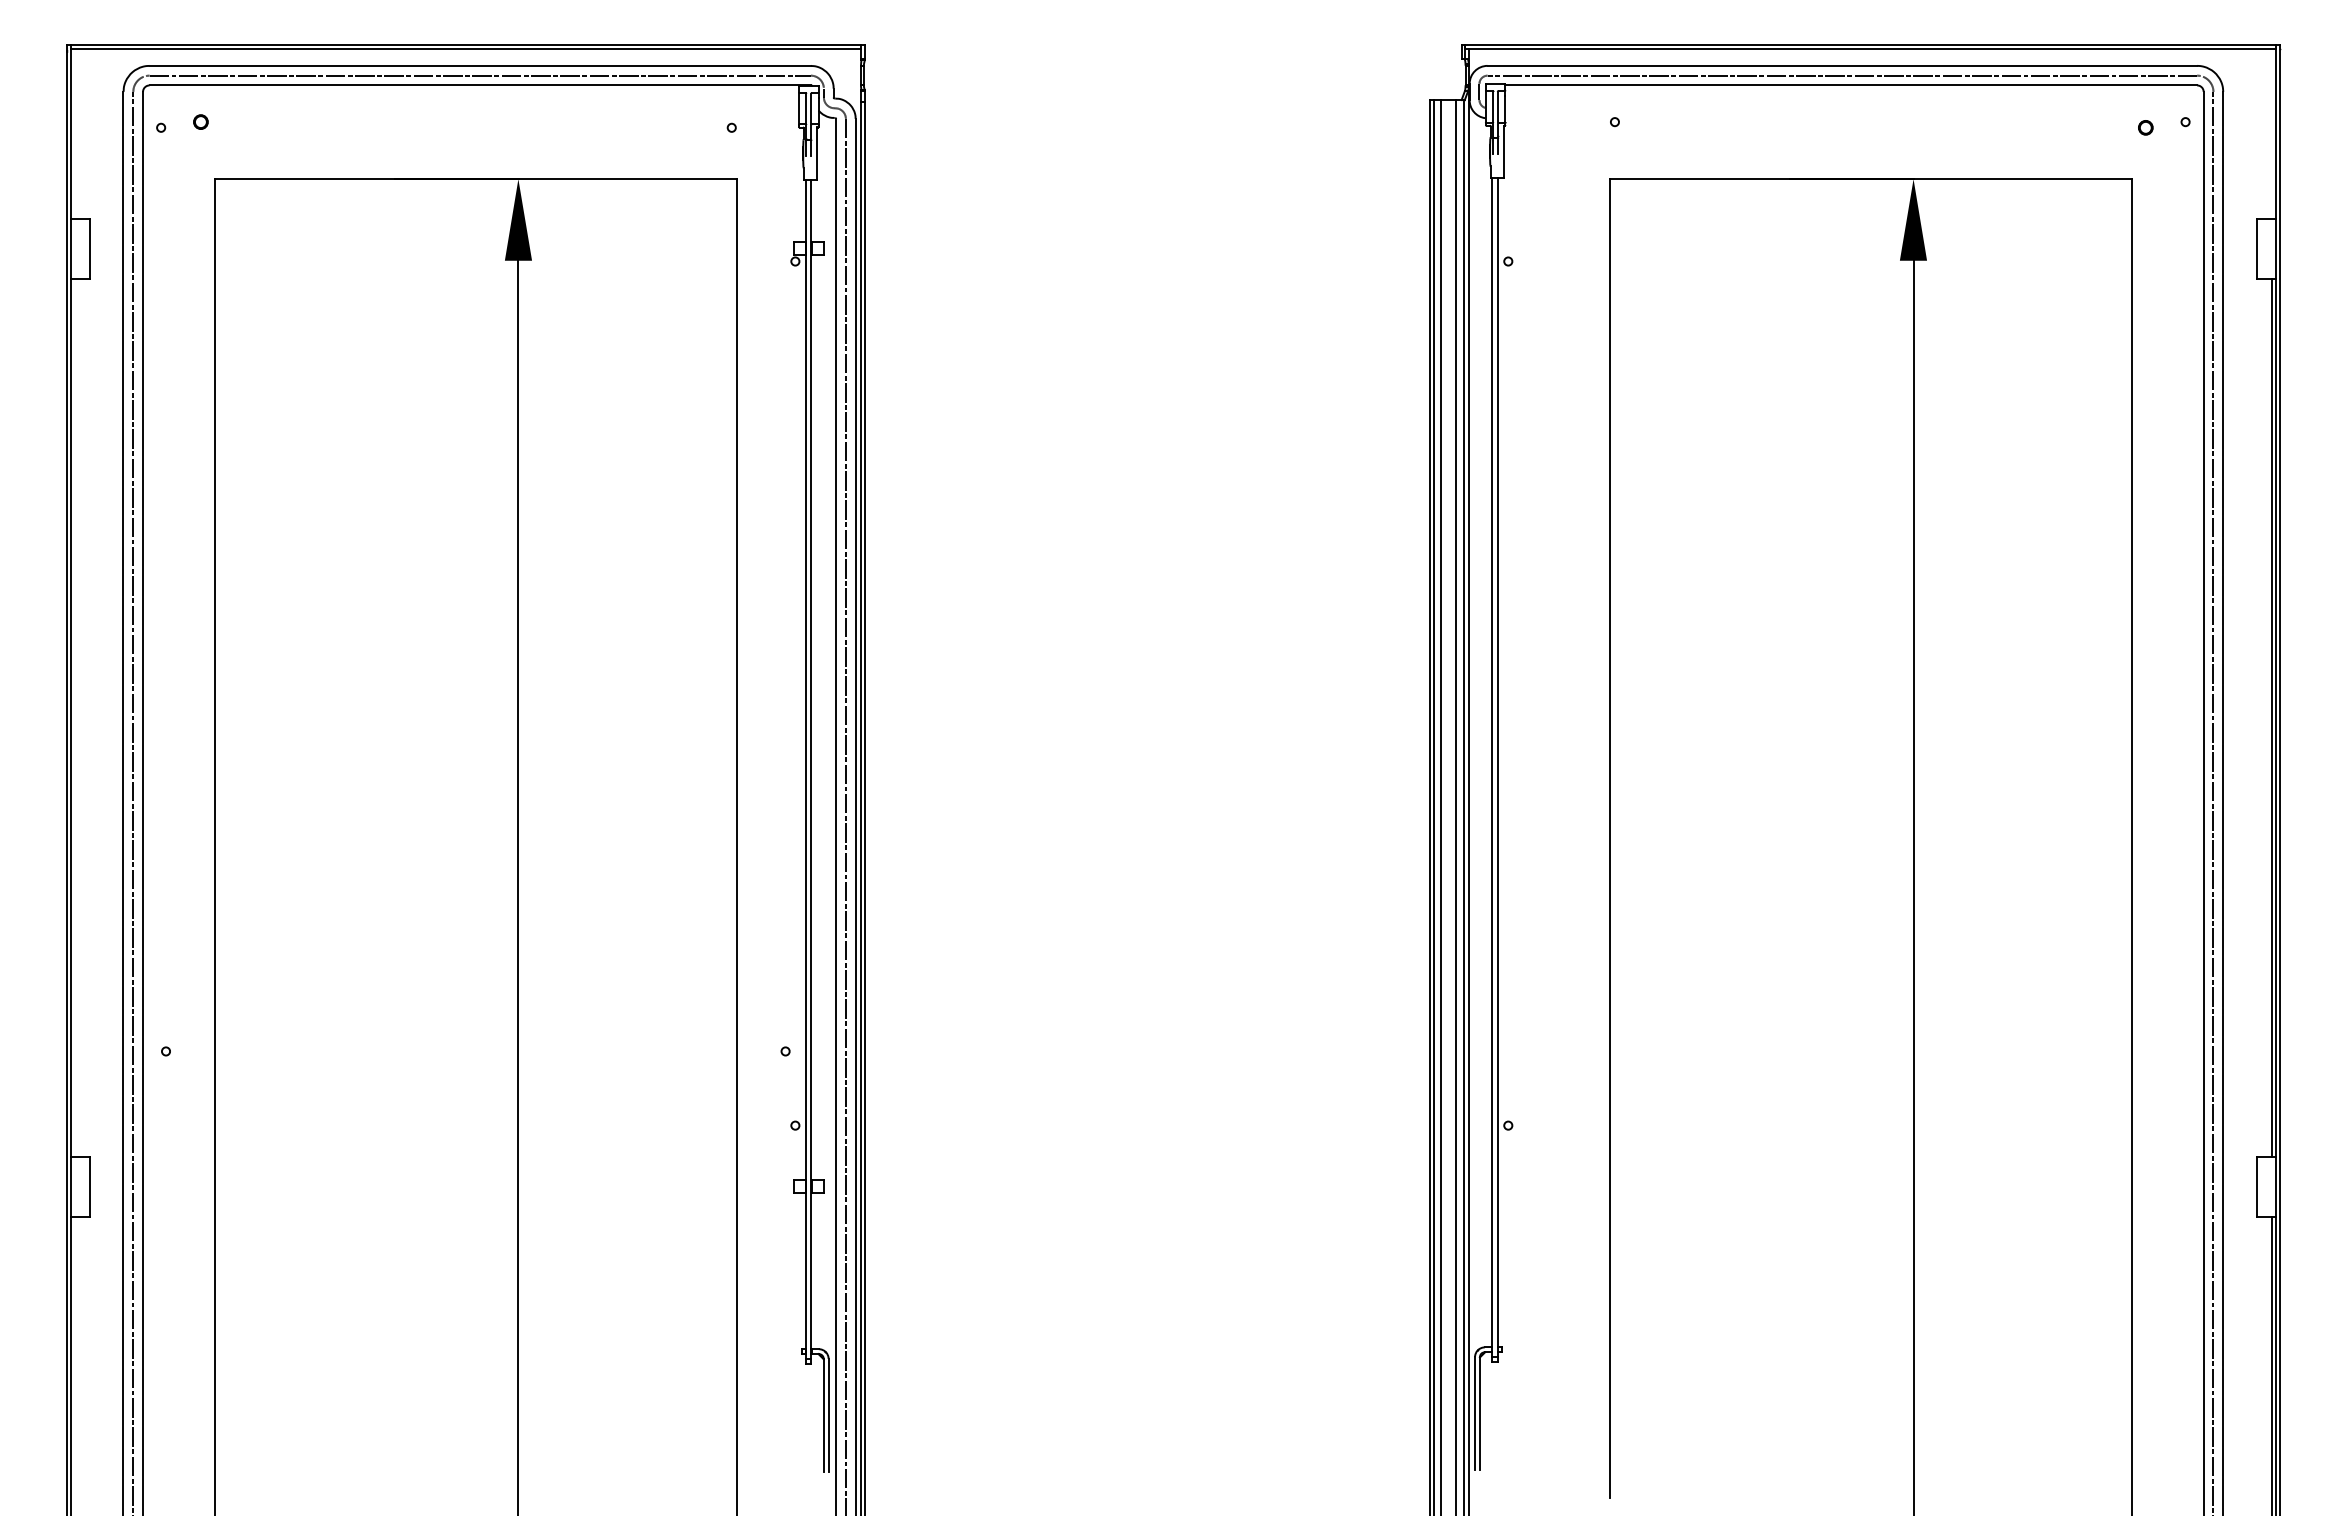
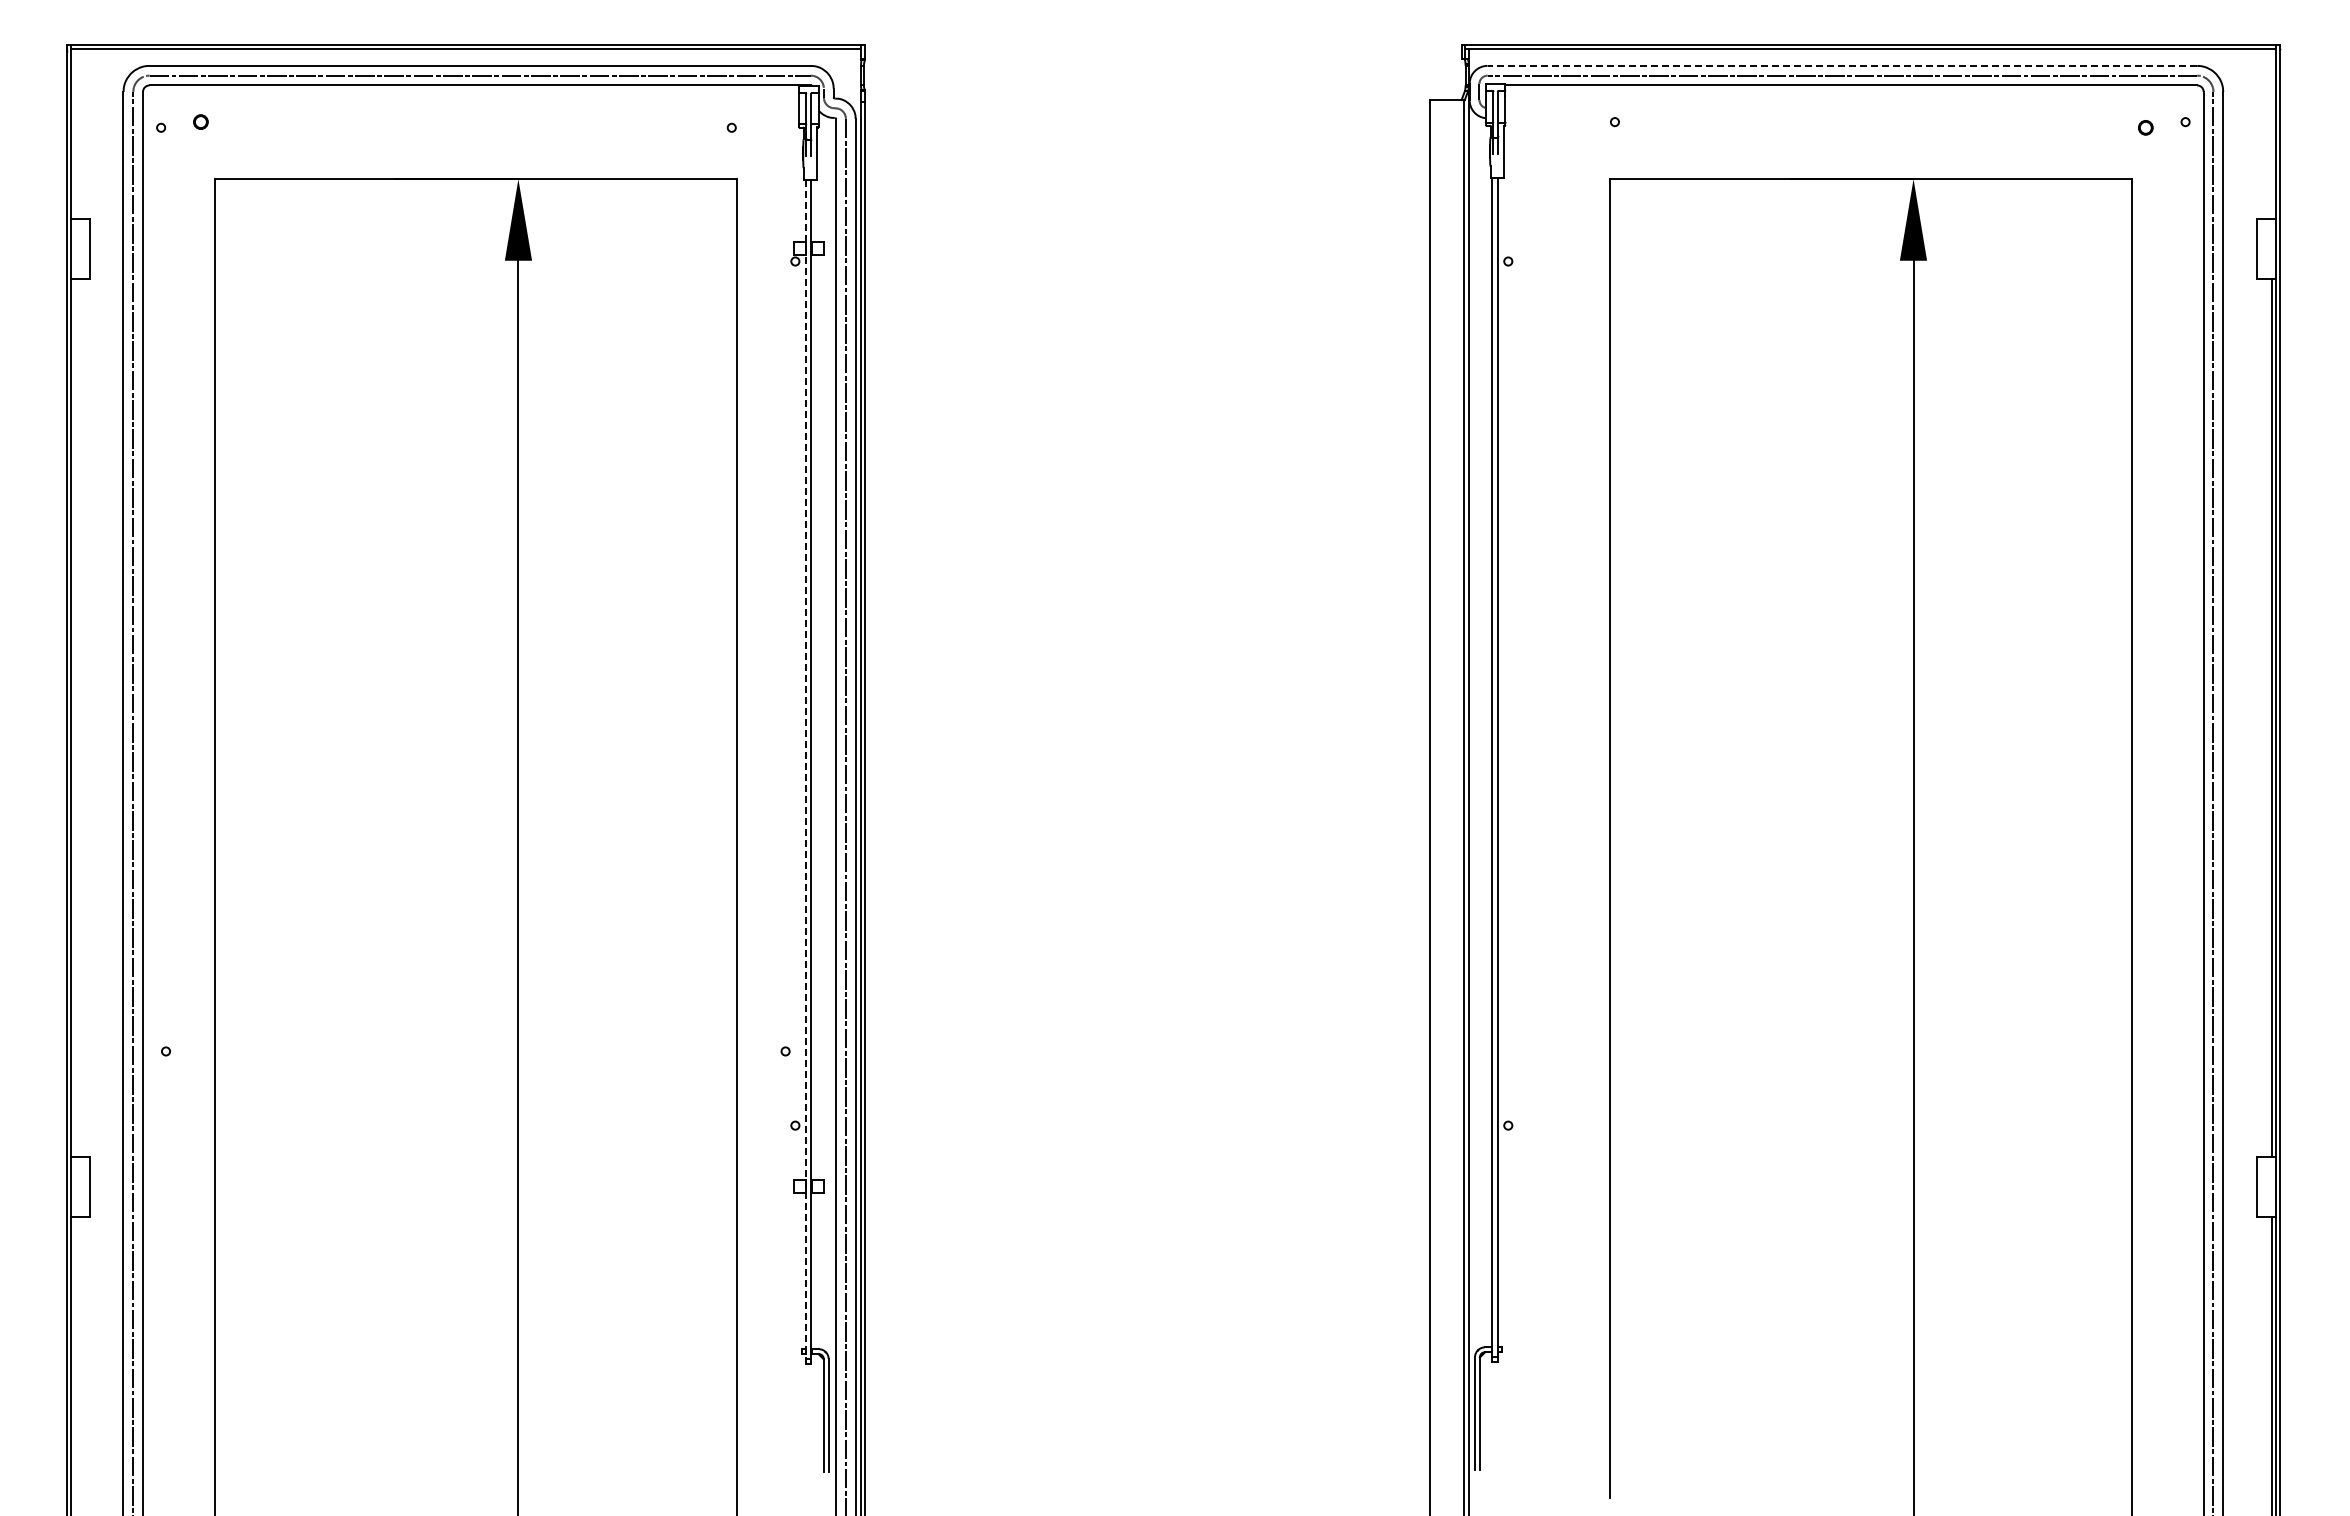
line: solid -> dashed (1842, 65)
line: solid -> dashed (806, 772)
line: present -> none (1433, 806)
line: present -> none (1441, 806)
line: present -> none (1456, 806)
